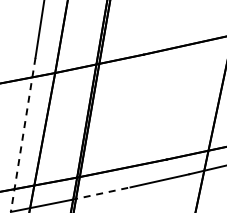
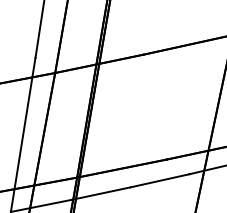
line: dashed -> solid (23, 135)
line: dashed -> solid (101, 193)
